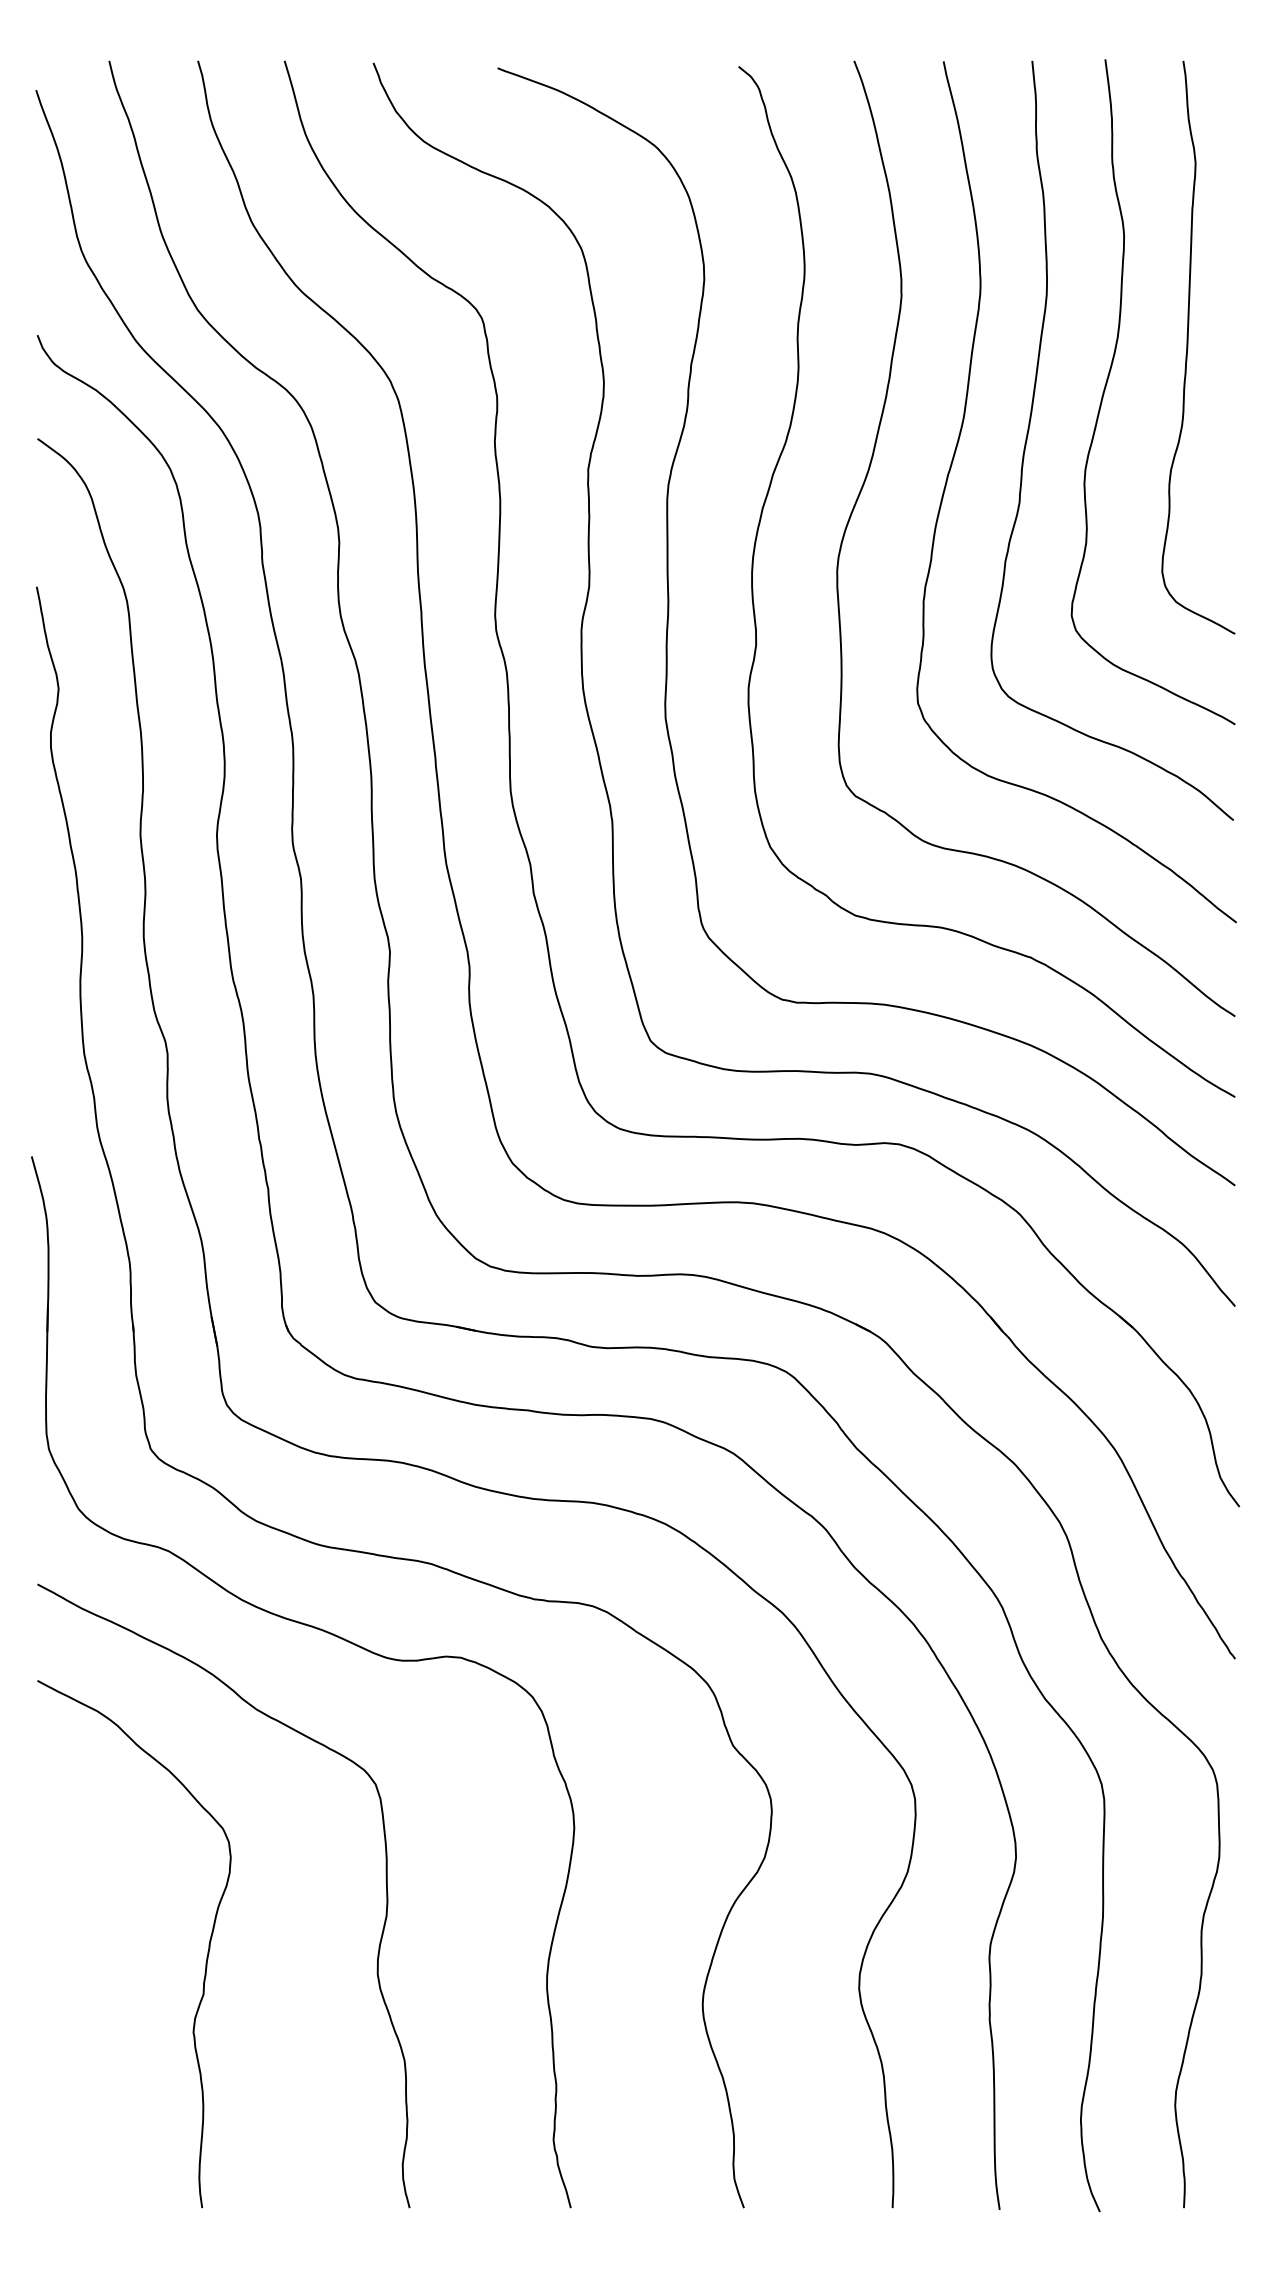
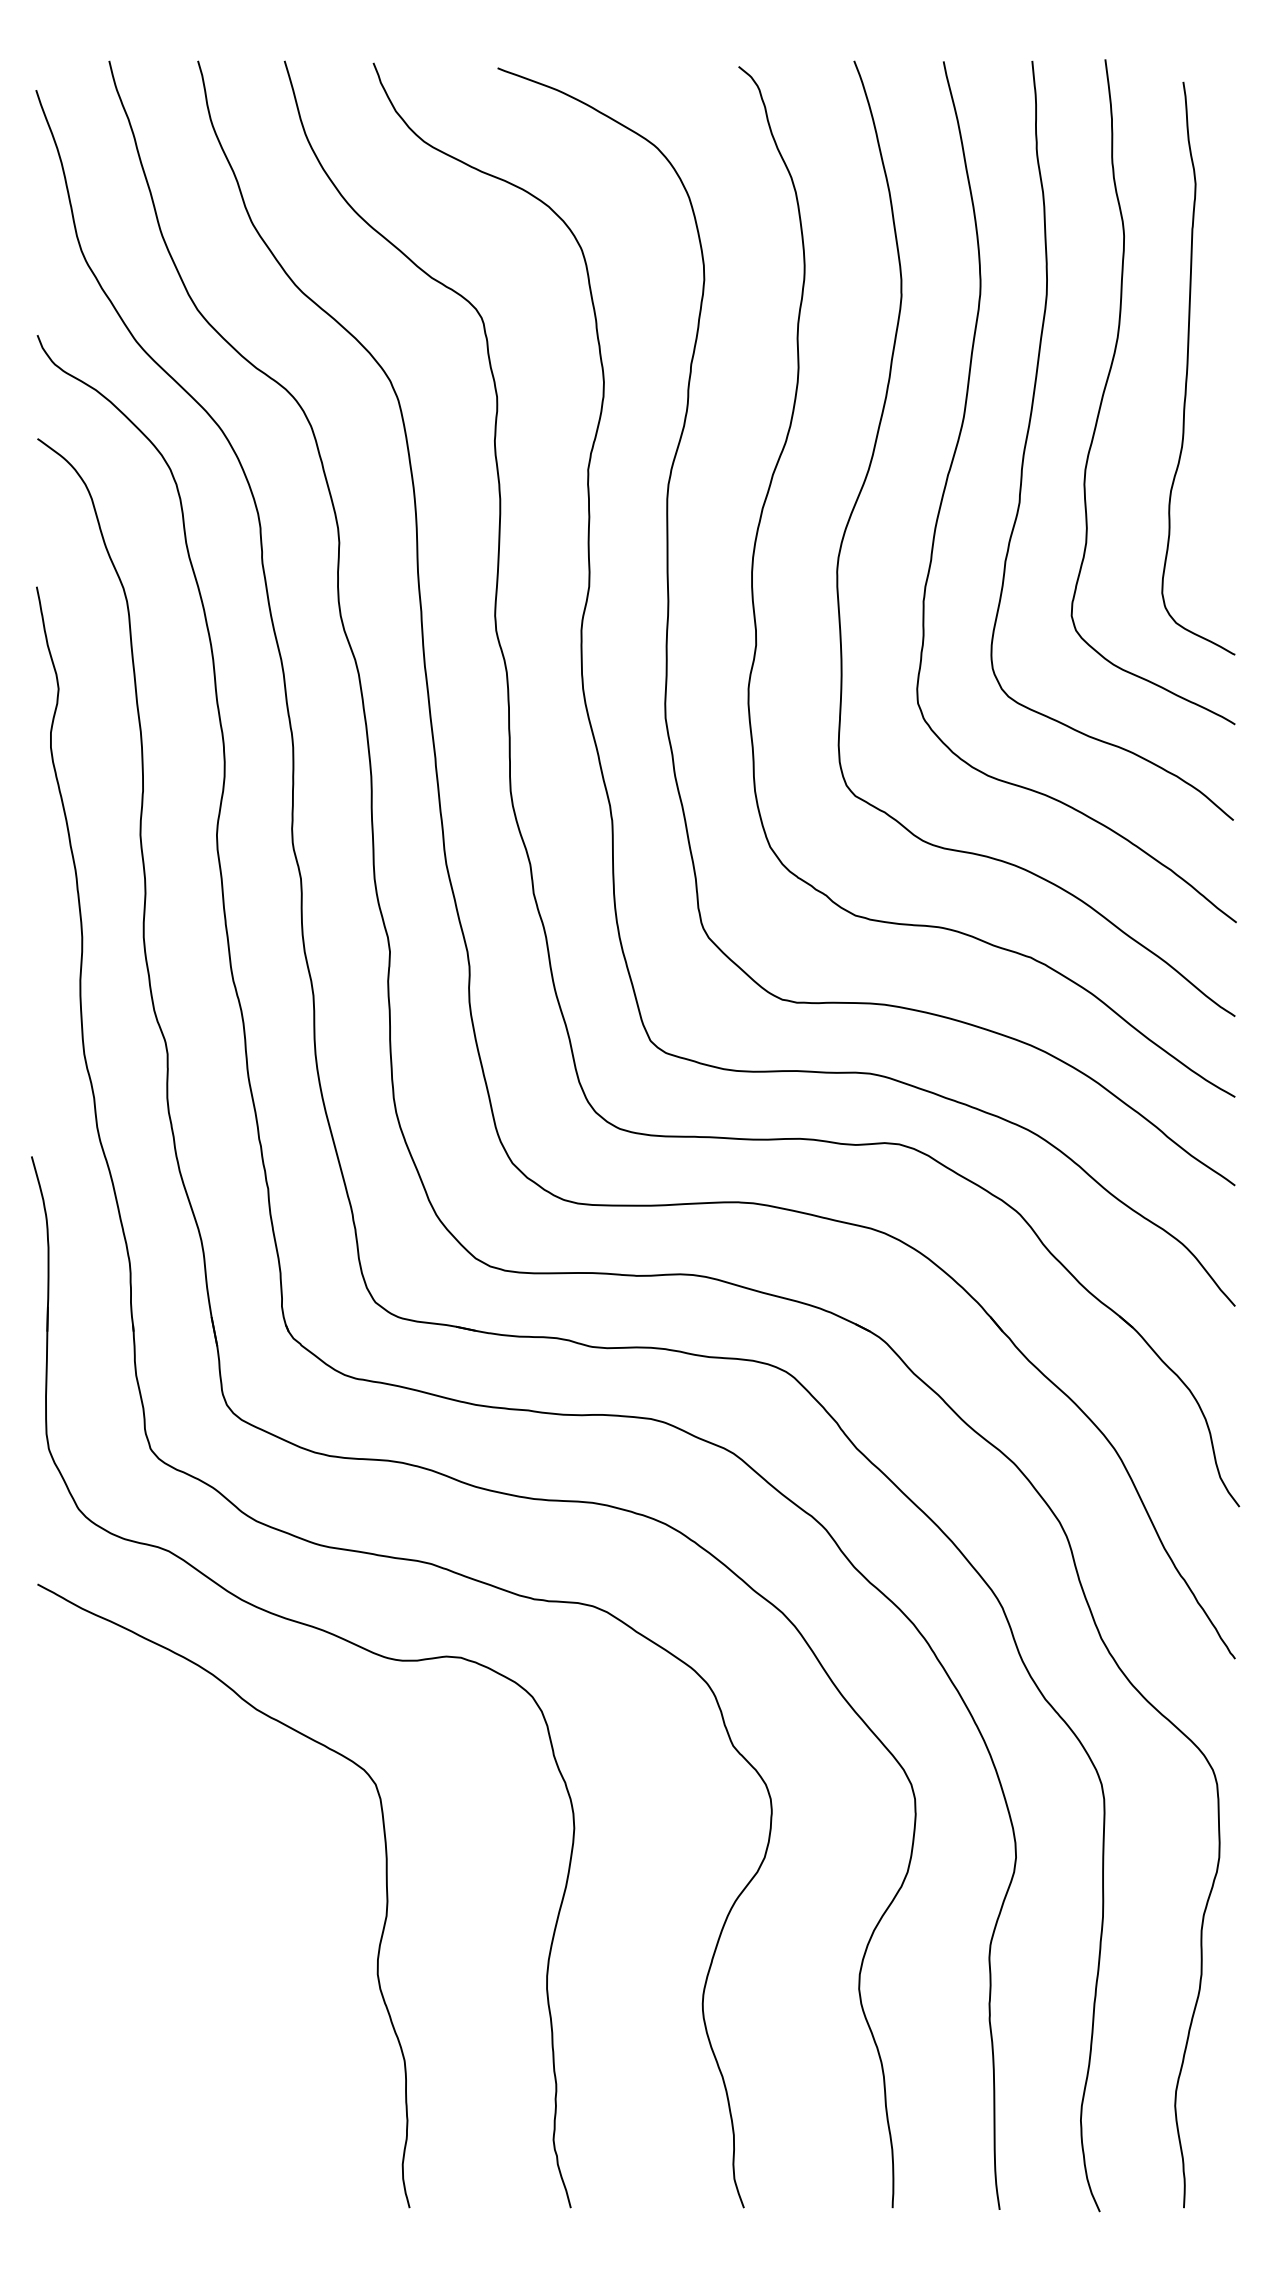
curve position: (1188, 347) -> (1188, 368) (1188, 368)
curve: present -> none (206, 1956)
